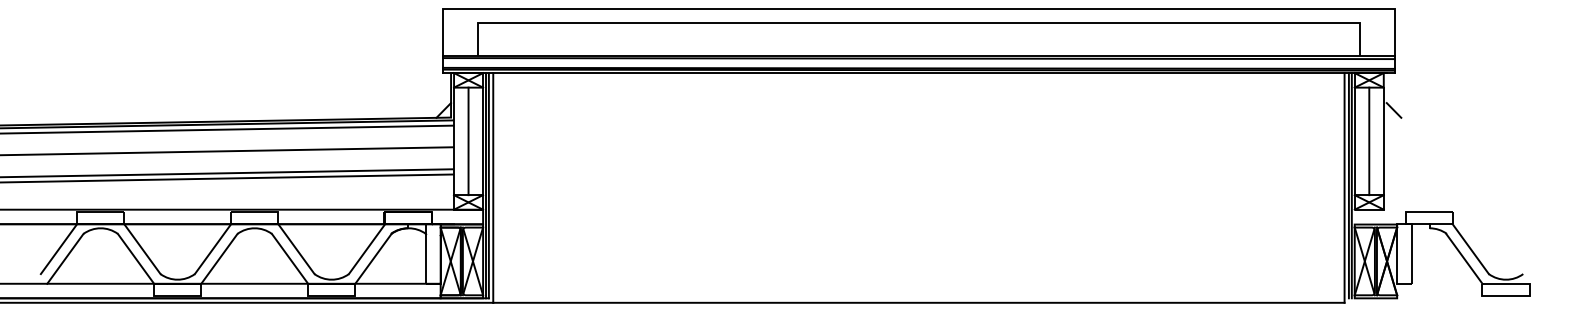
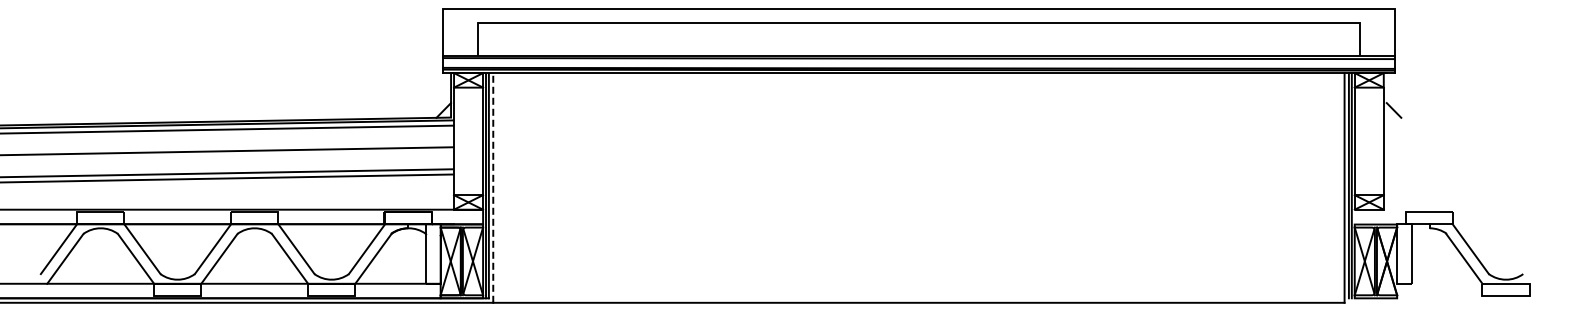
line: present -> none (468, 141)
line: present -> none (1369, 141)
line: solid -> dashed (493, 187)
